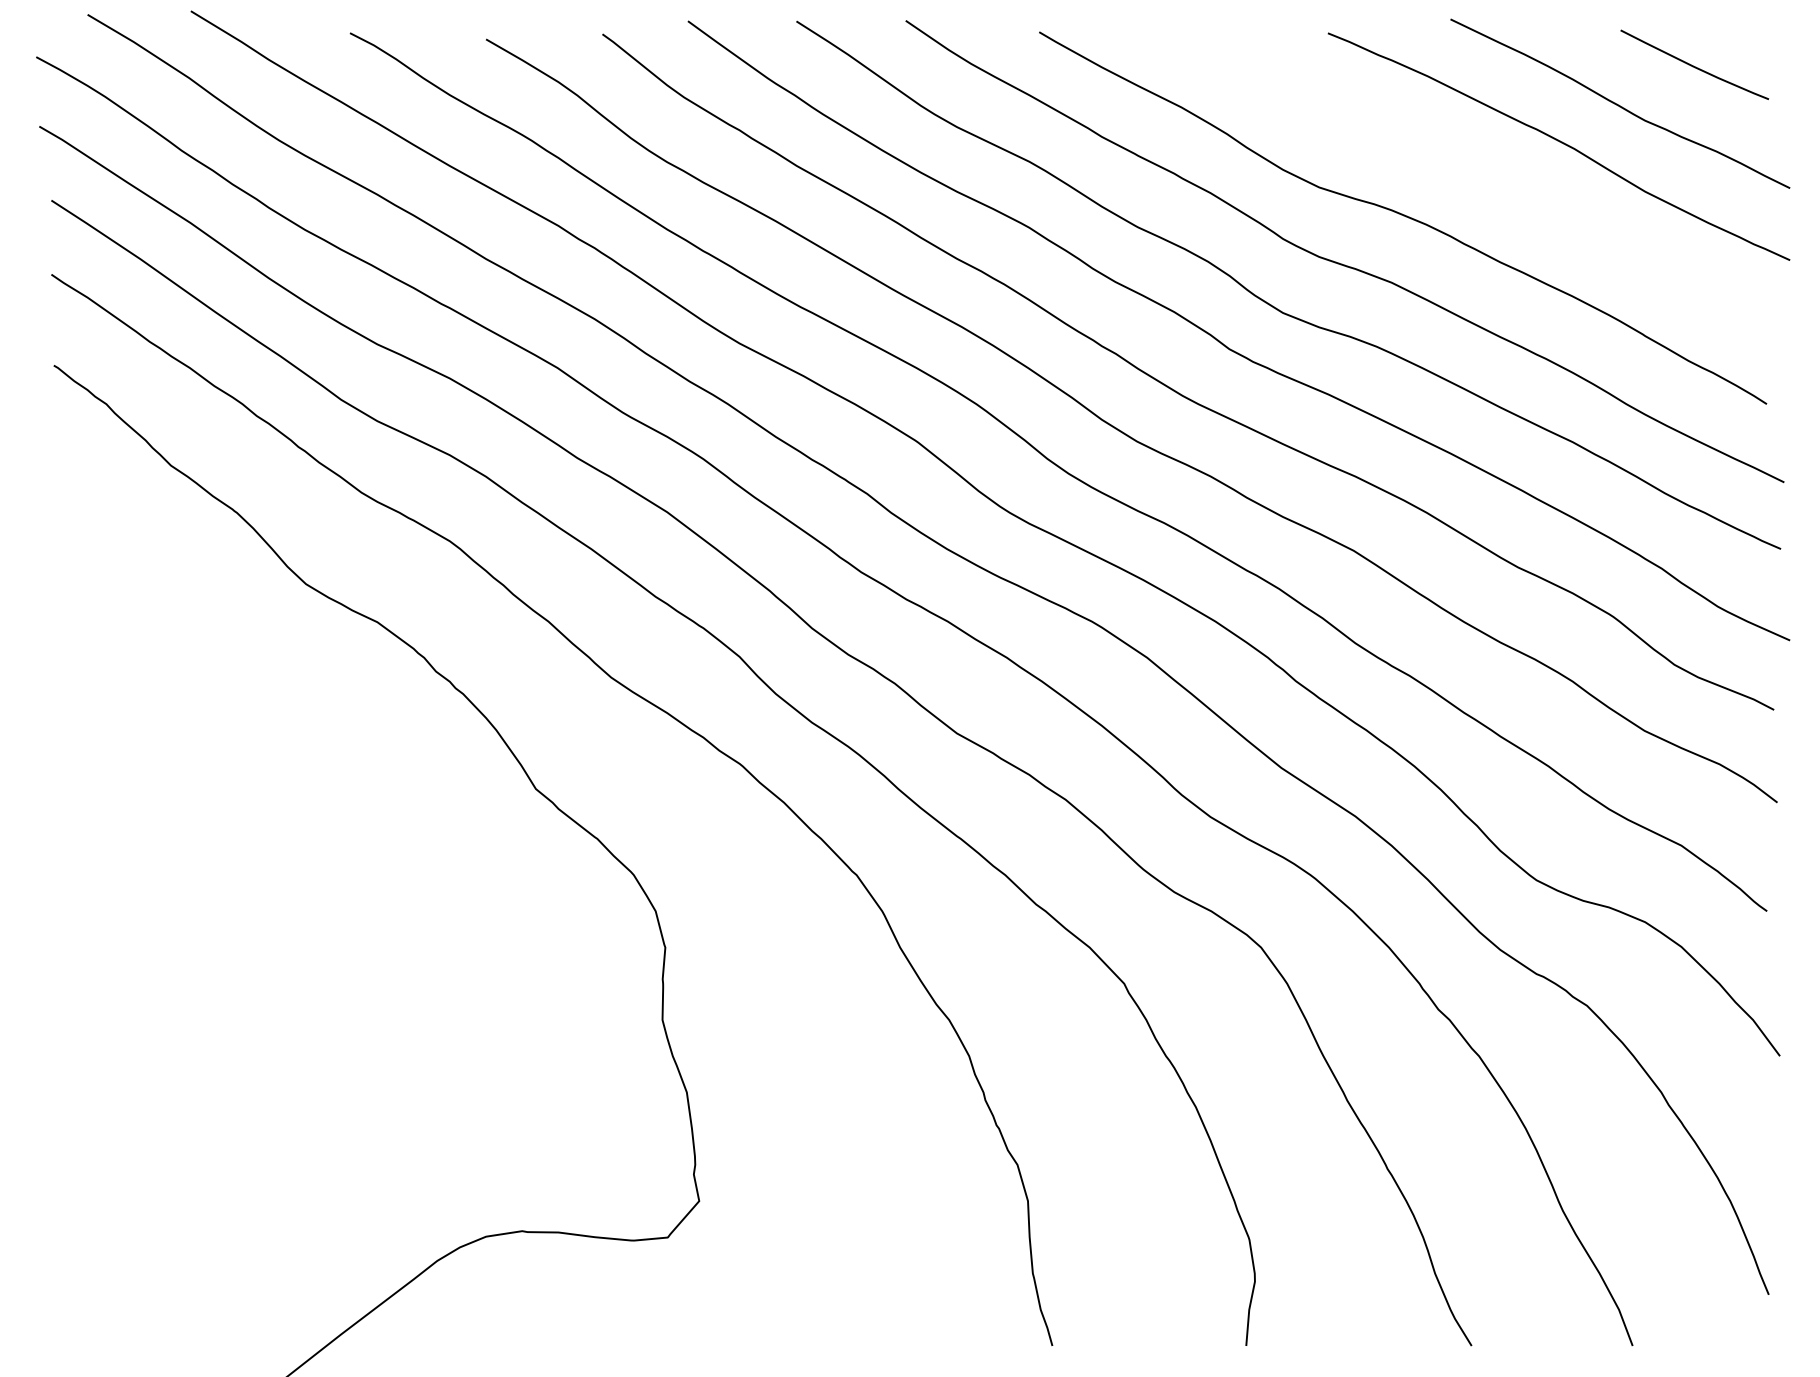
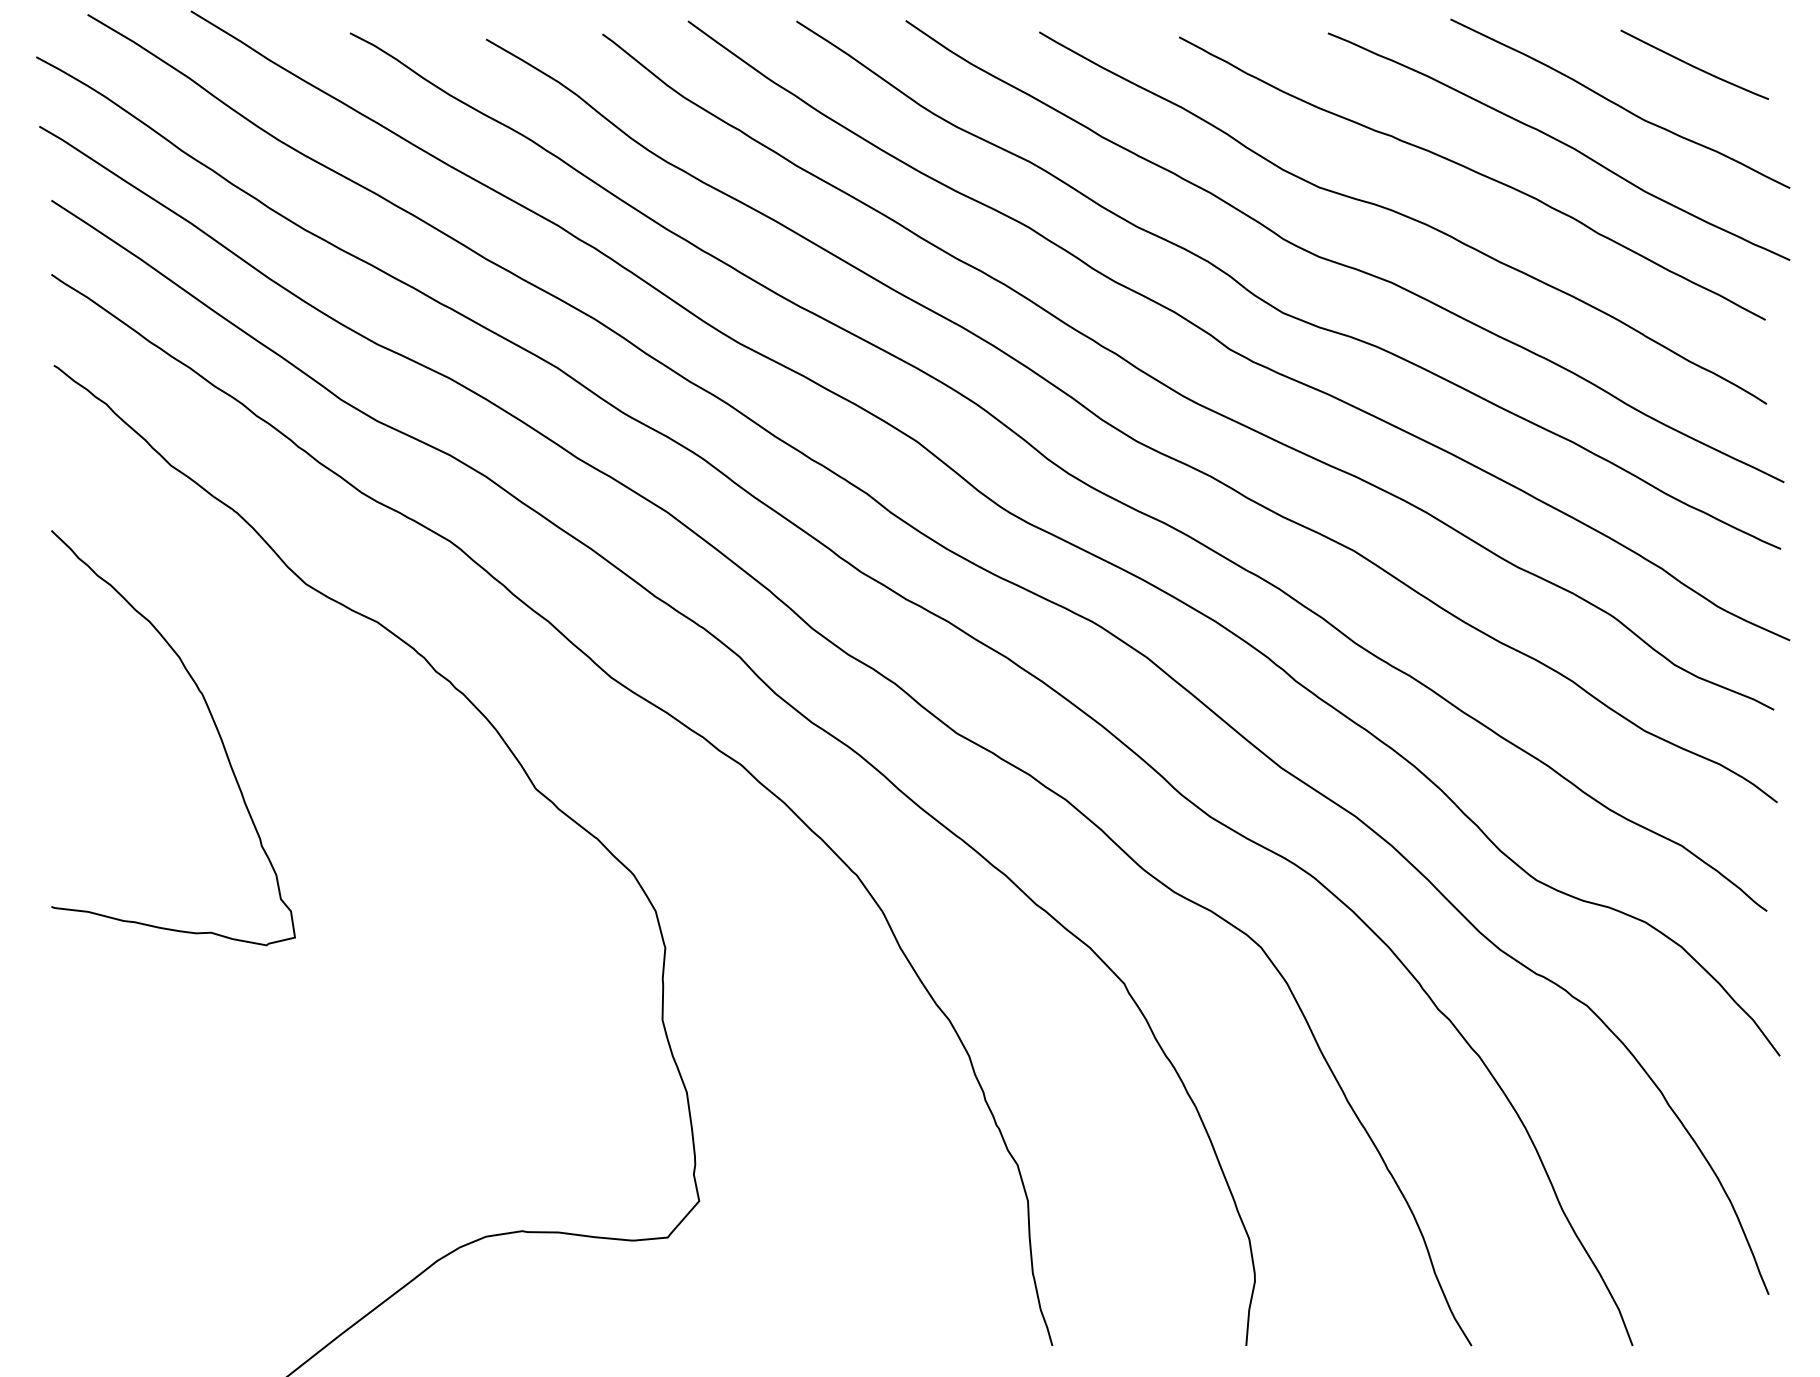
curve: none -> present (1474, 172)
curve: none -> present (213, 723)
